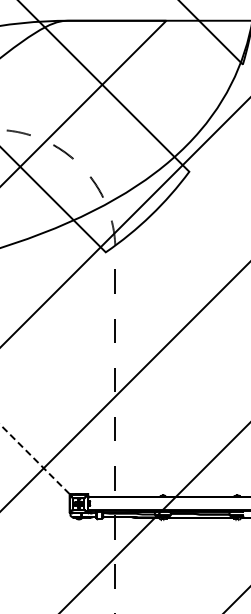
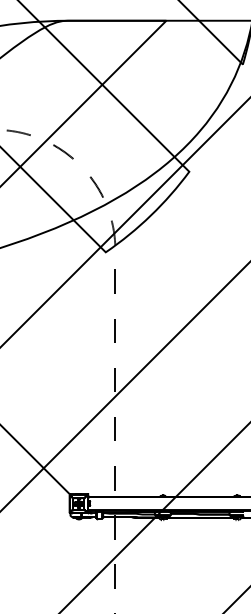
line: dashed -> solid (35, 459)
